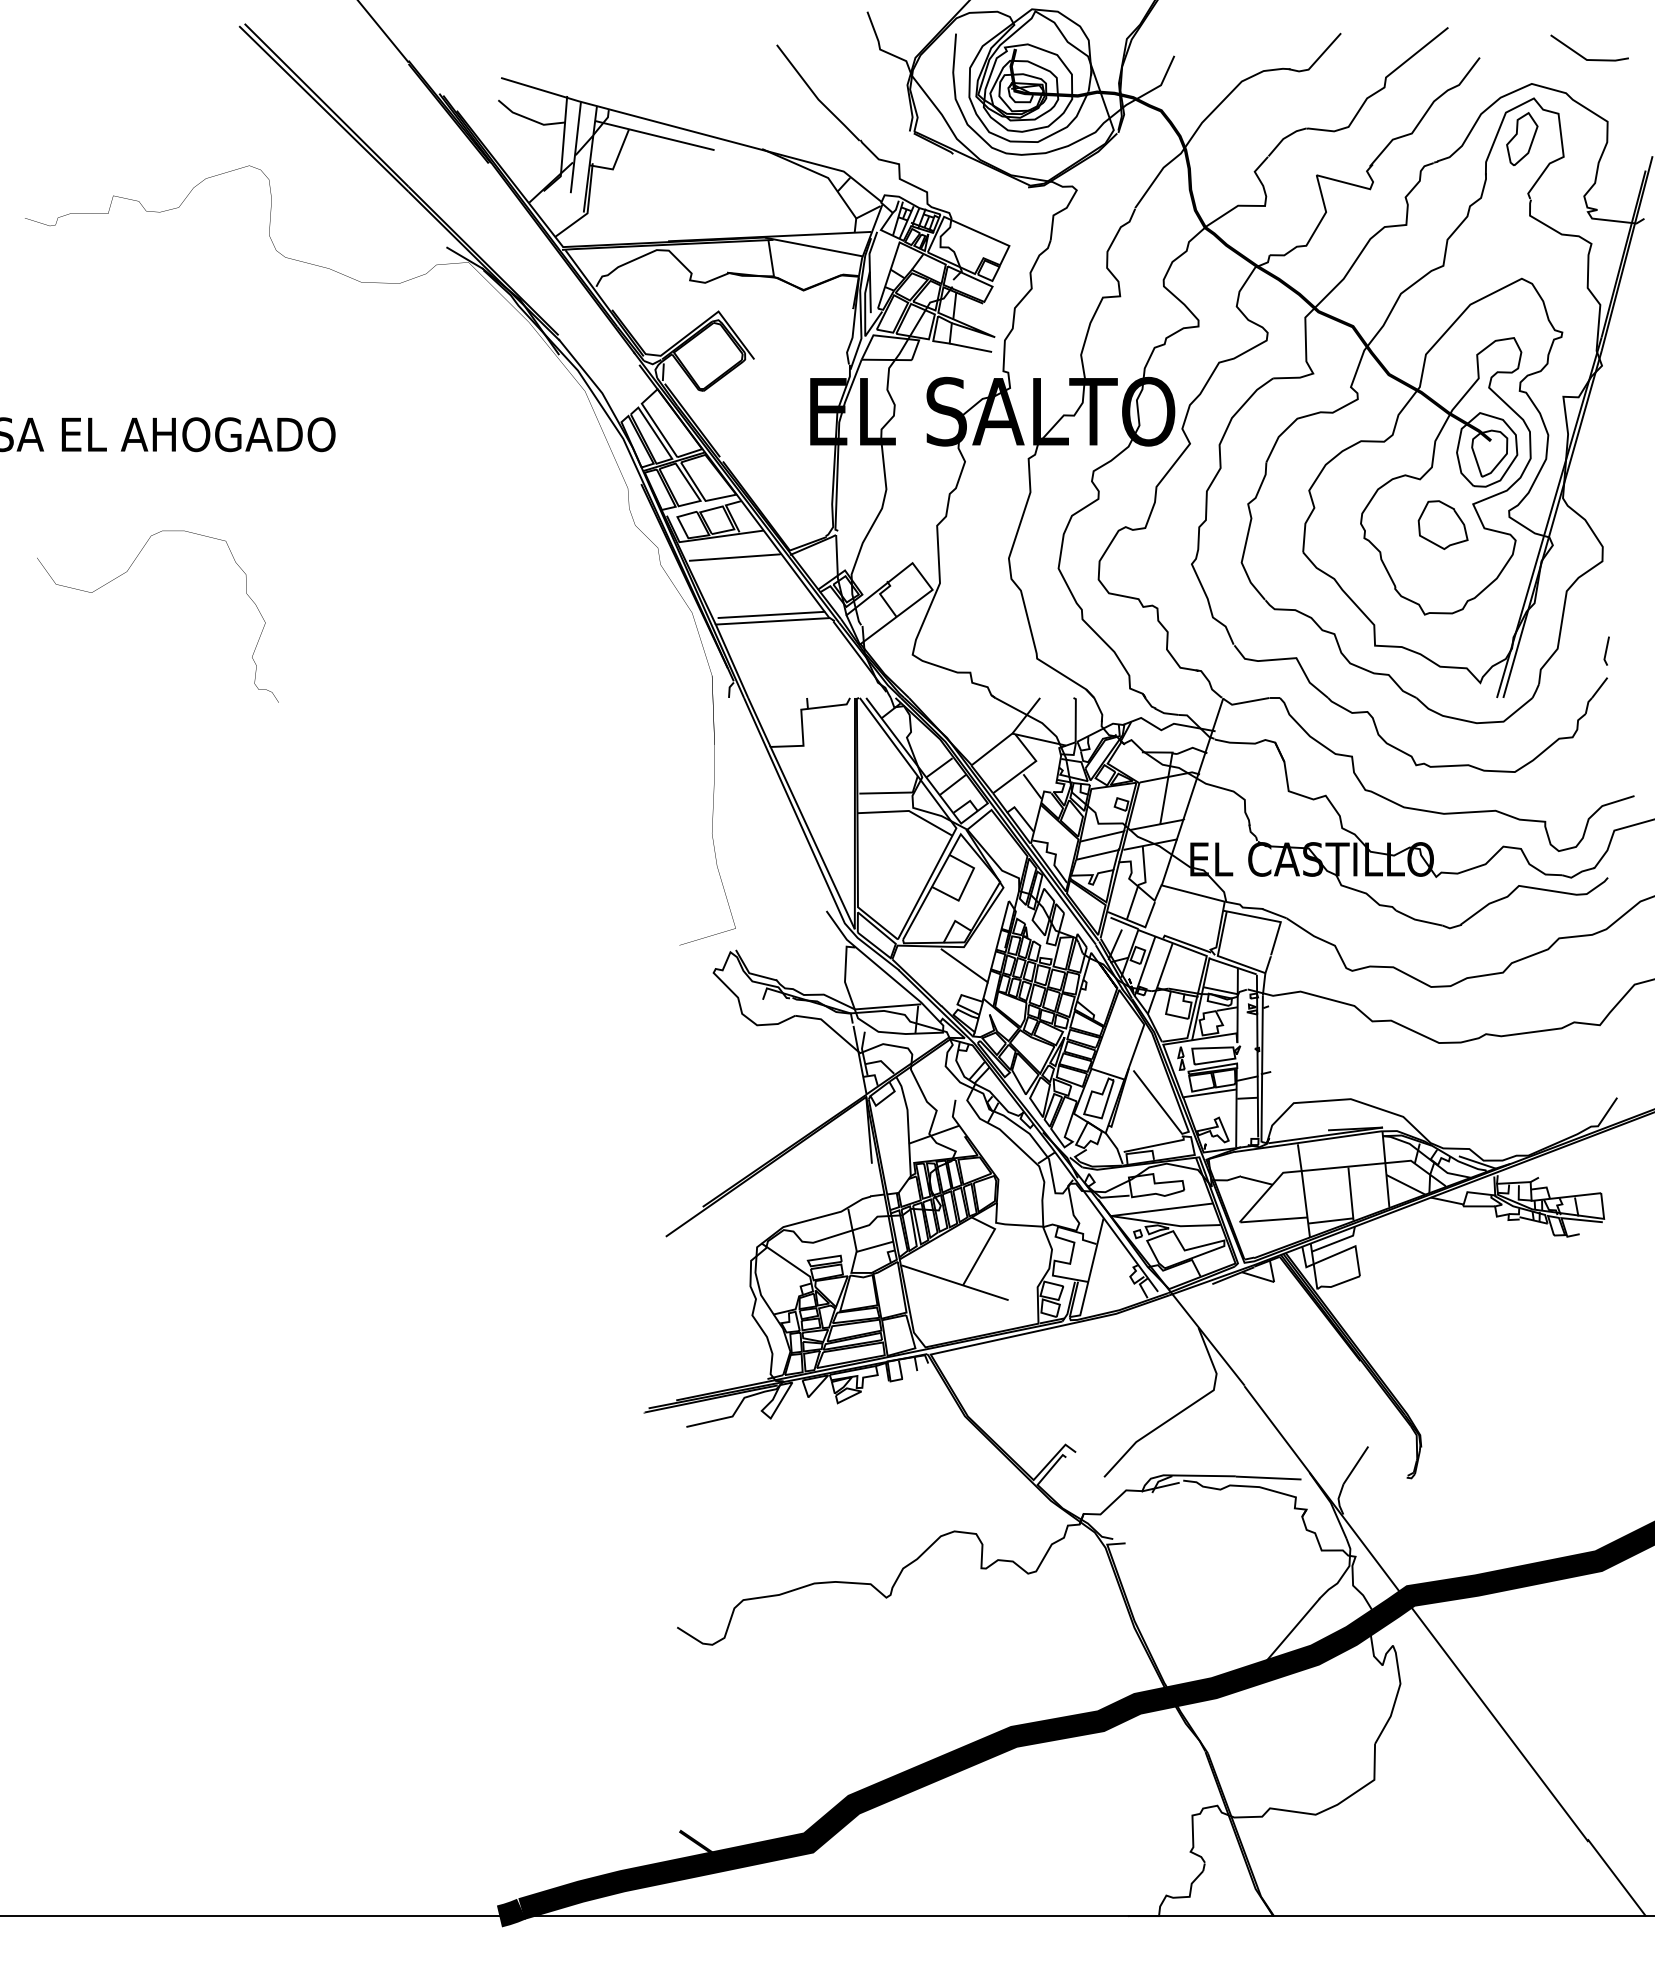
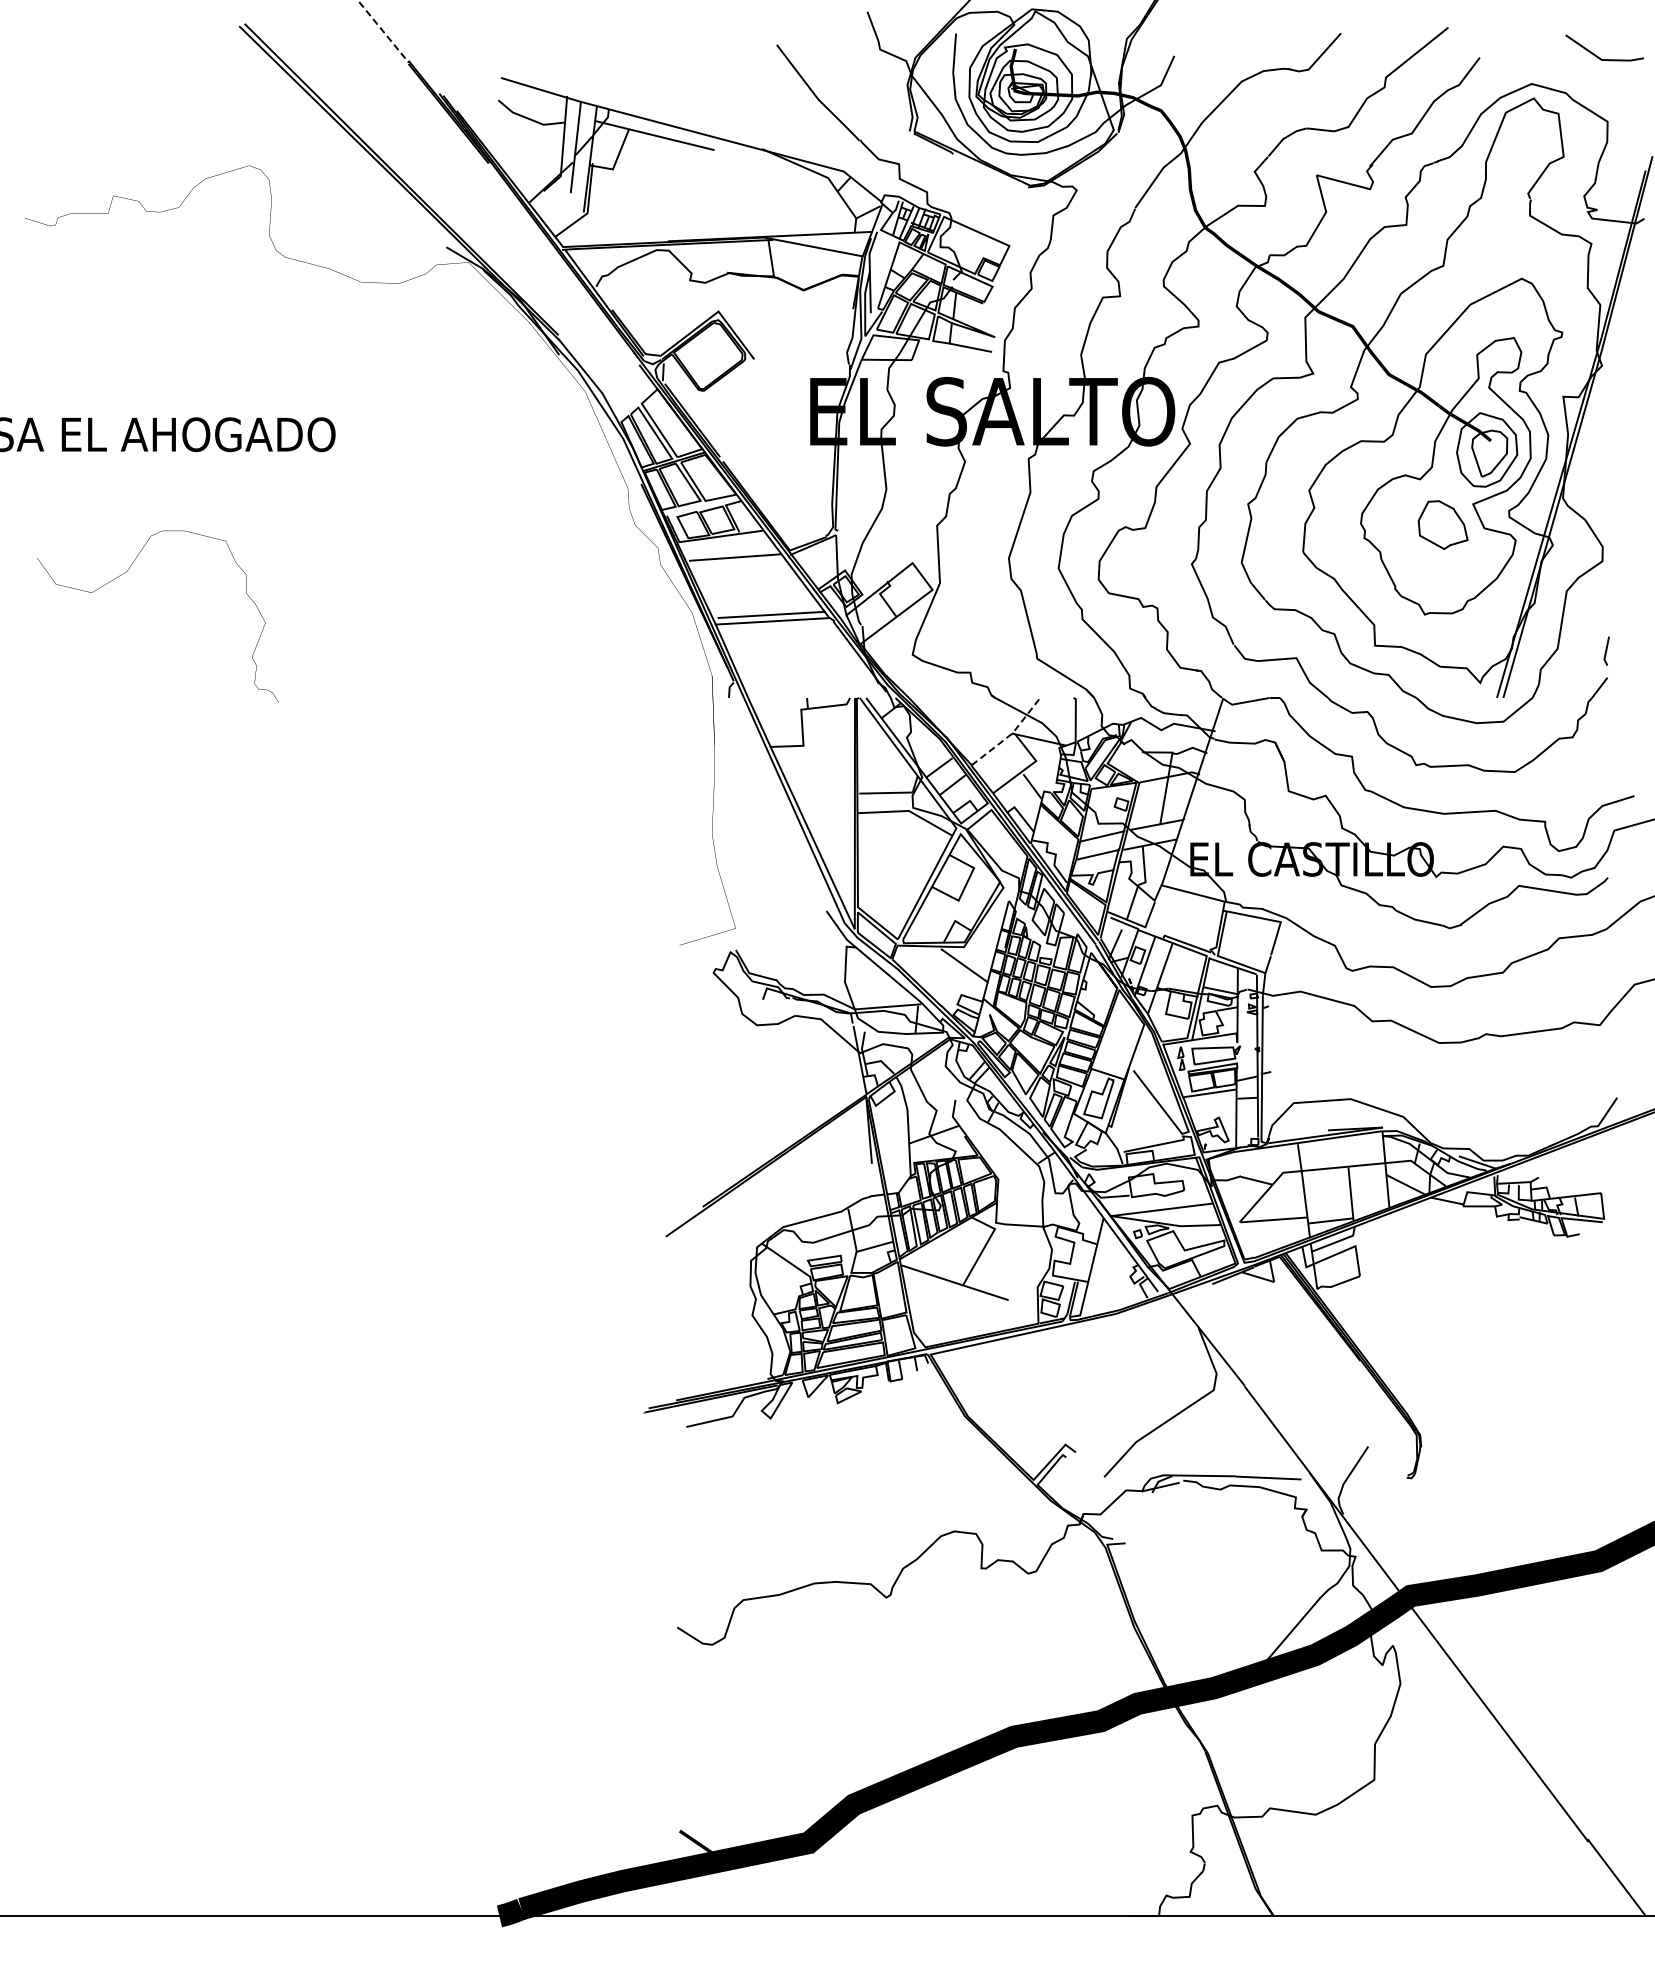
line: solid -> dashed (383, 31)
line position: (1582, 55) -> (1597, 55) (1597, 55)
part: present -> none (1522, 139)
line: solid -> dashed (1011, 734)
